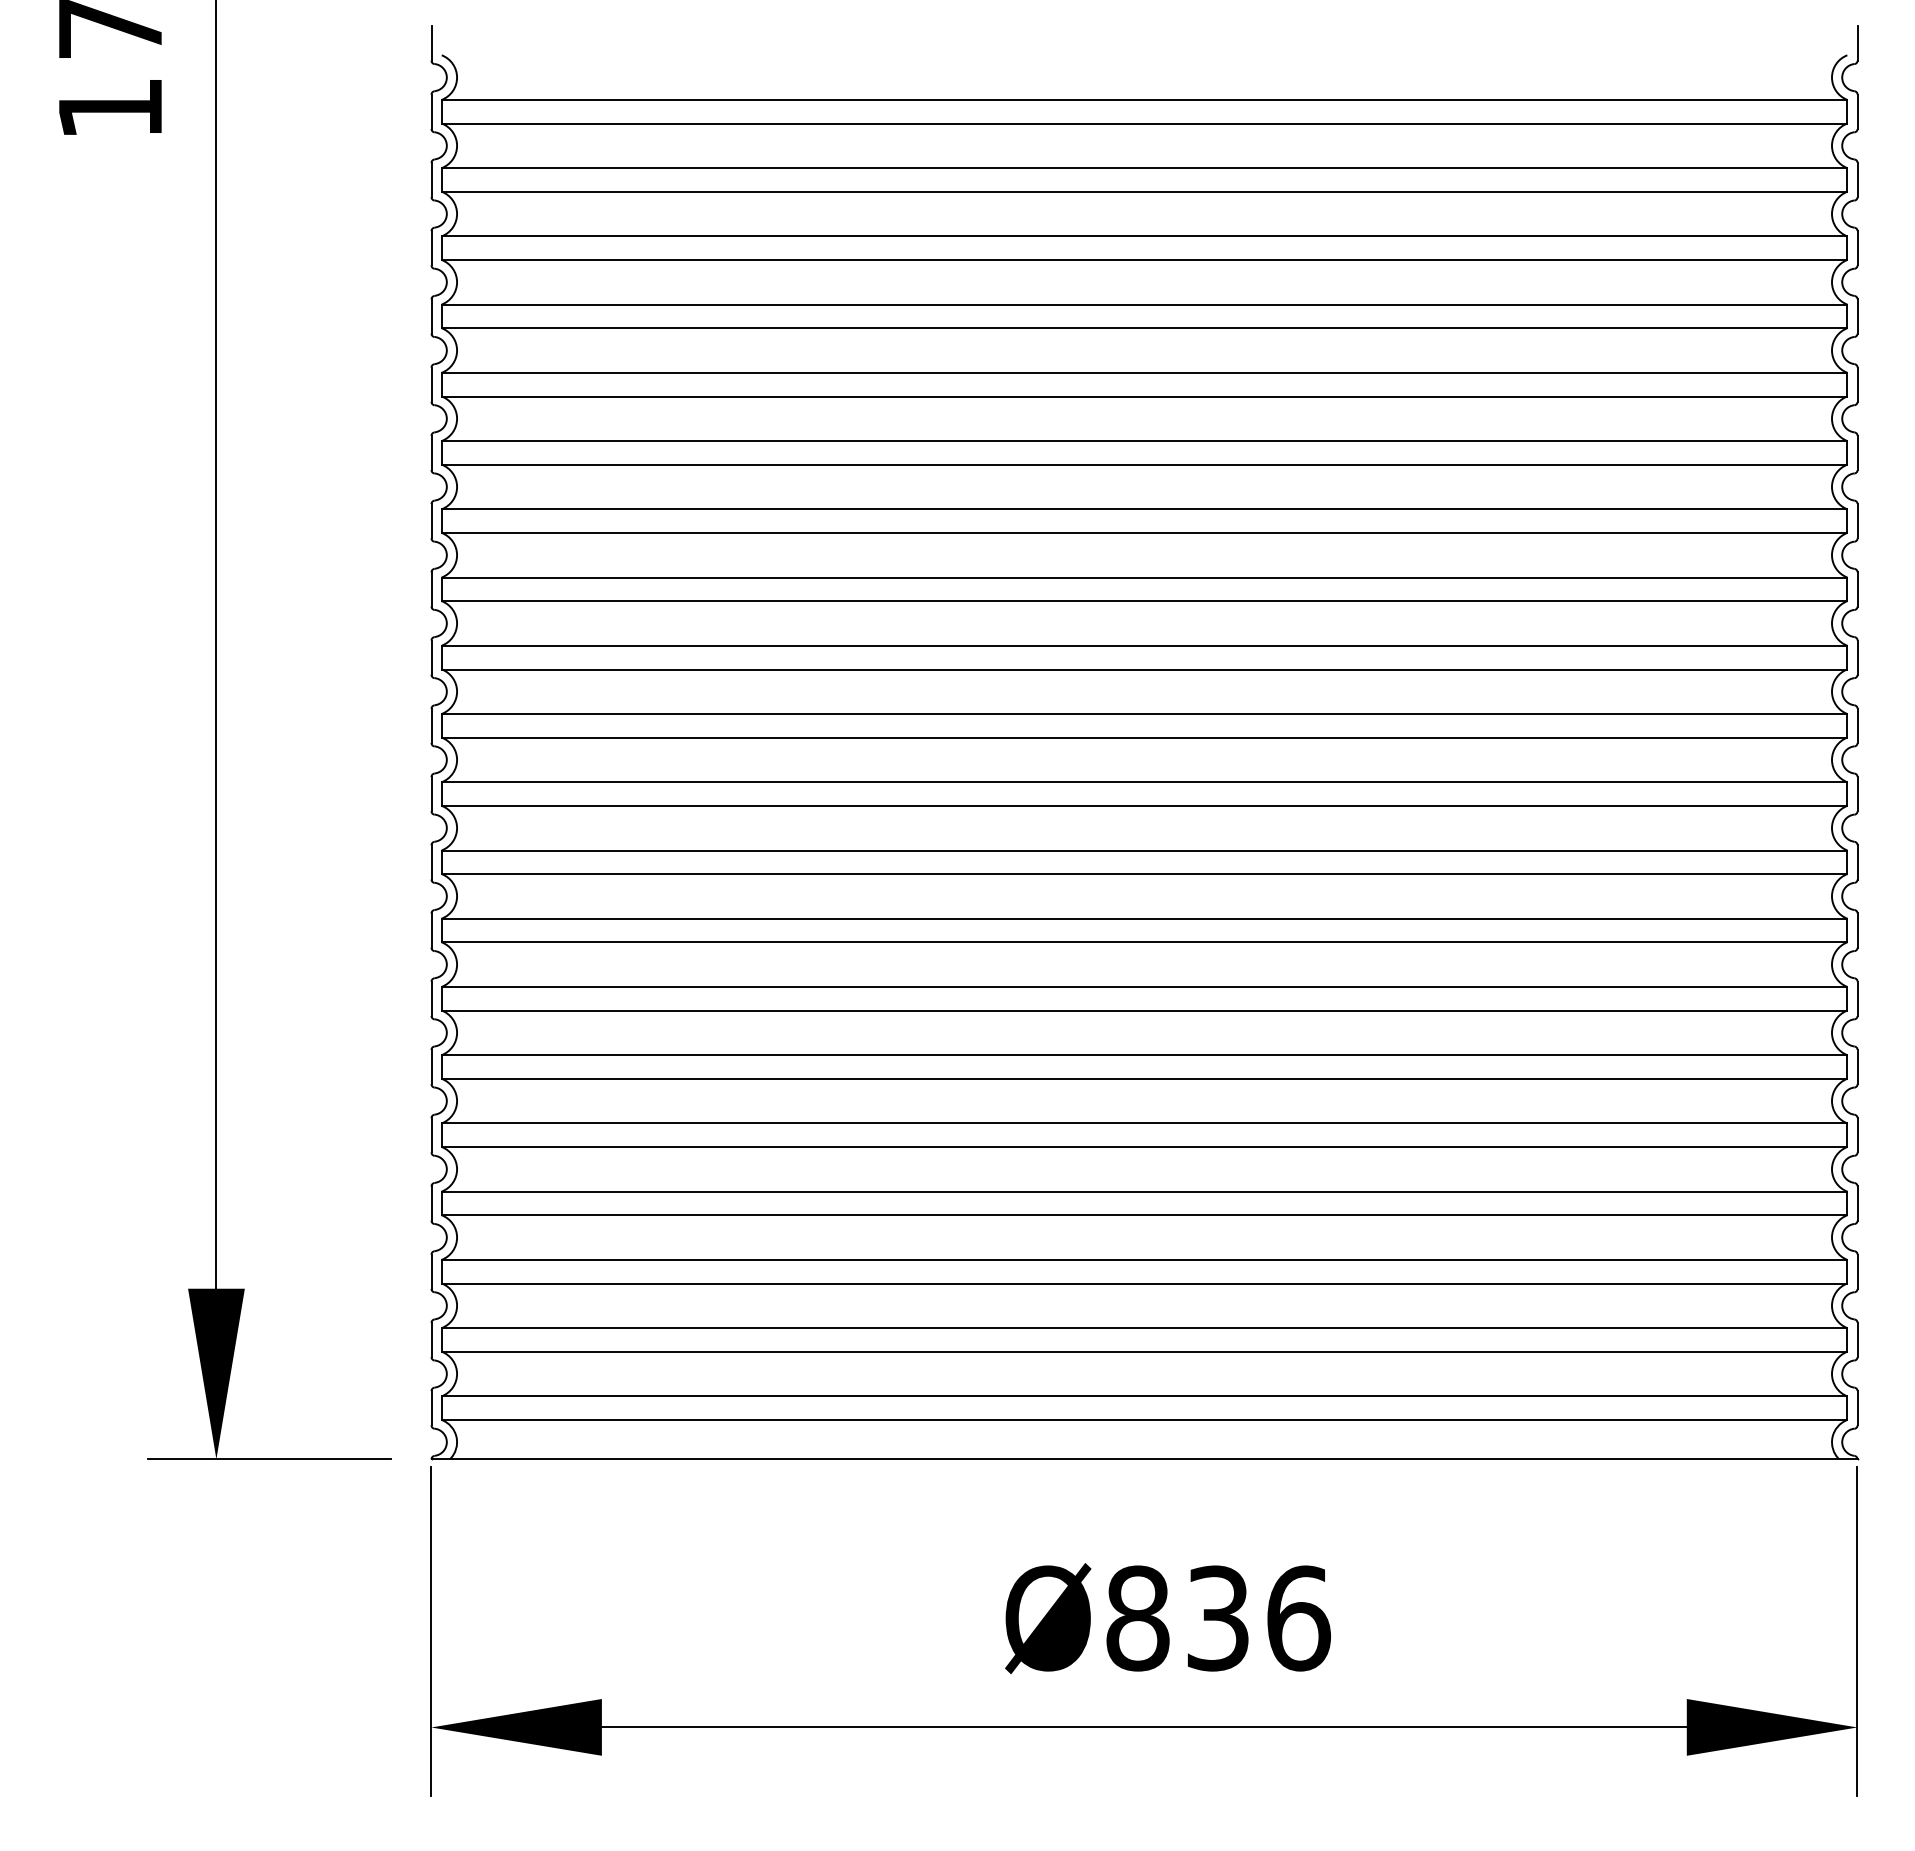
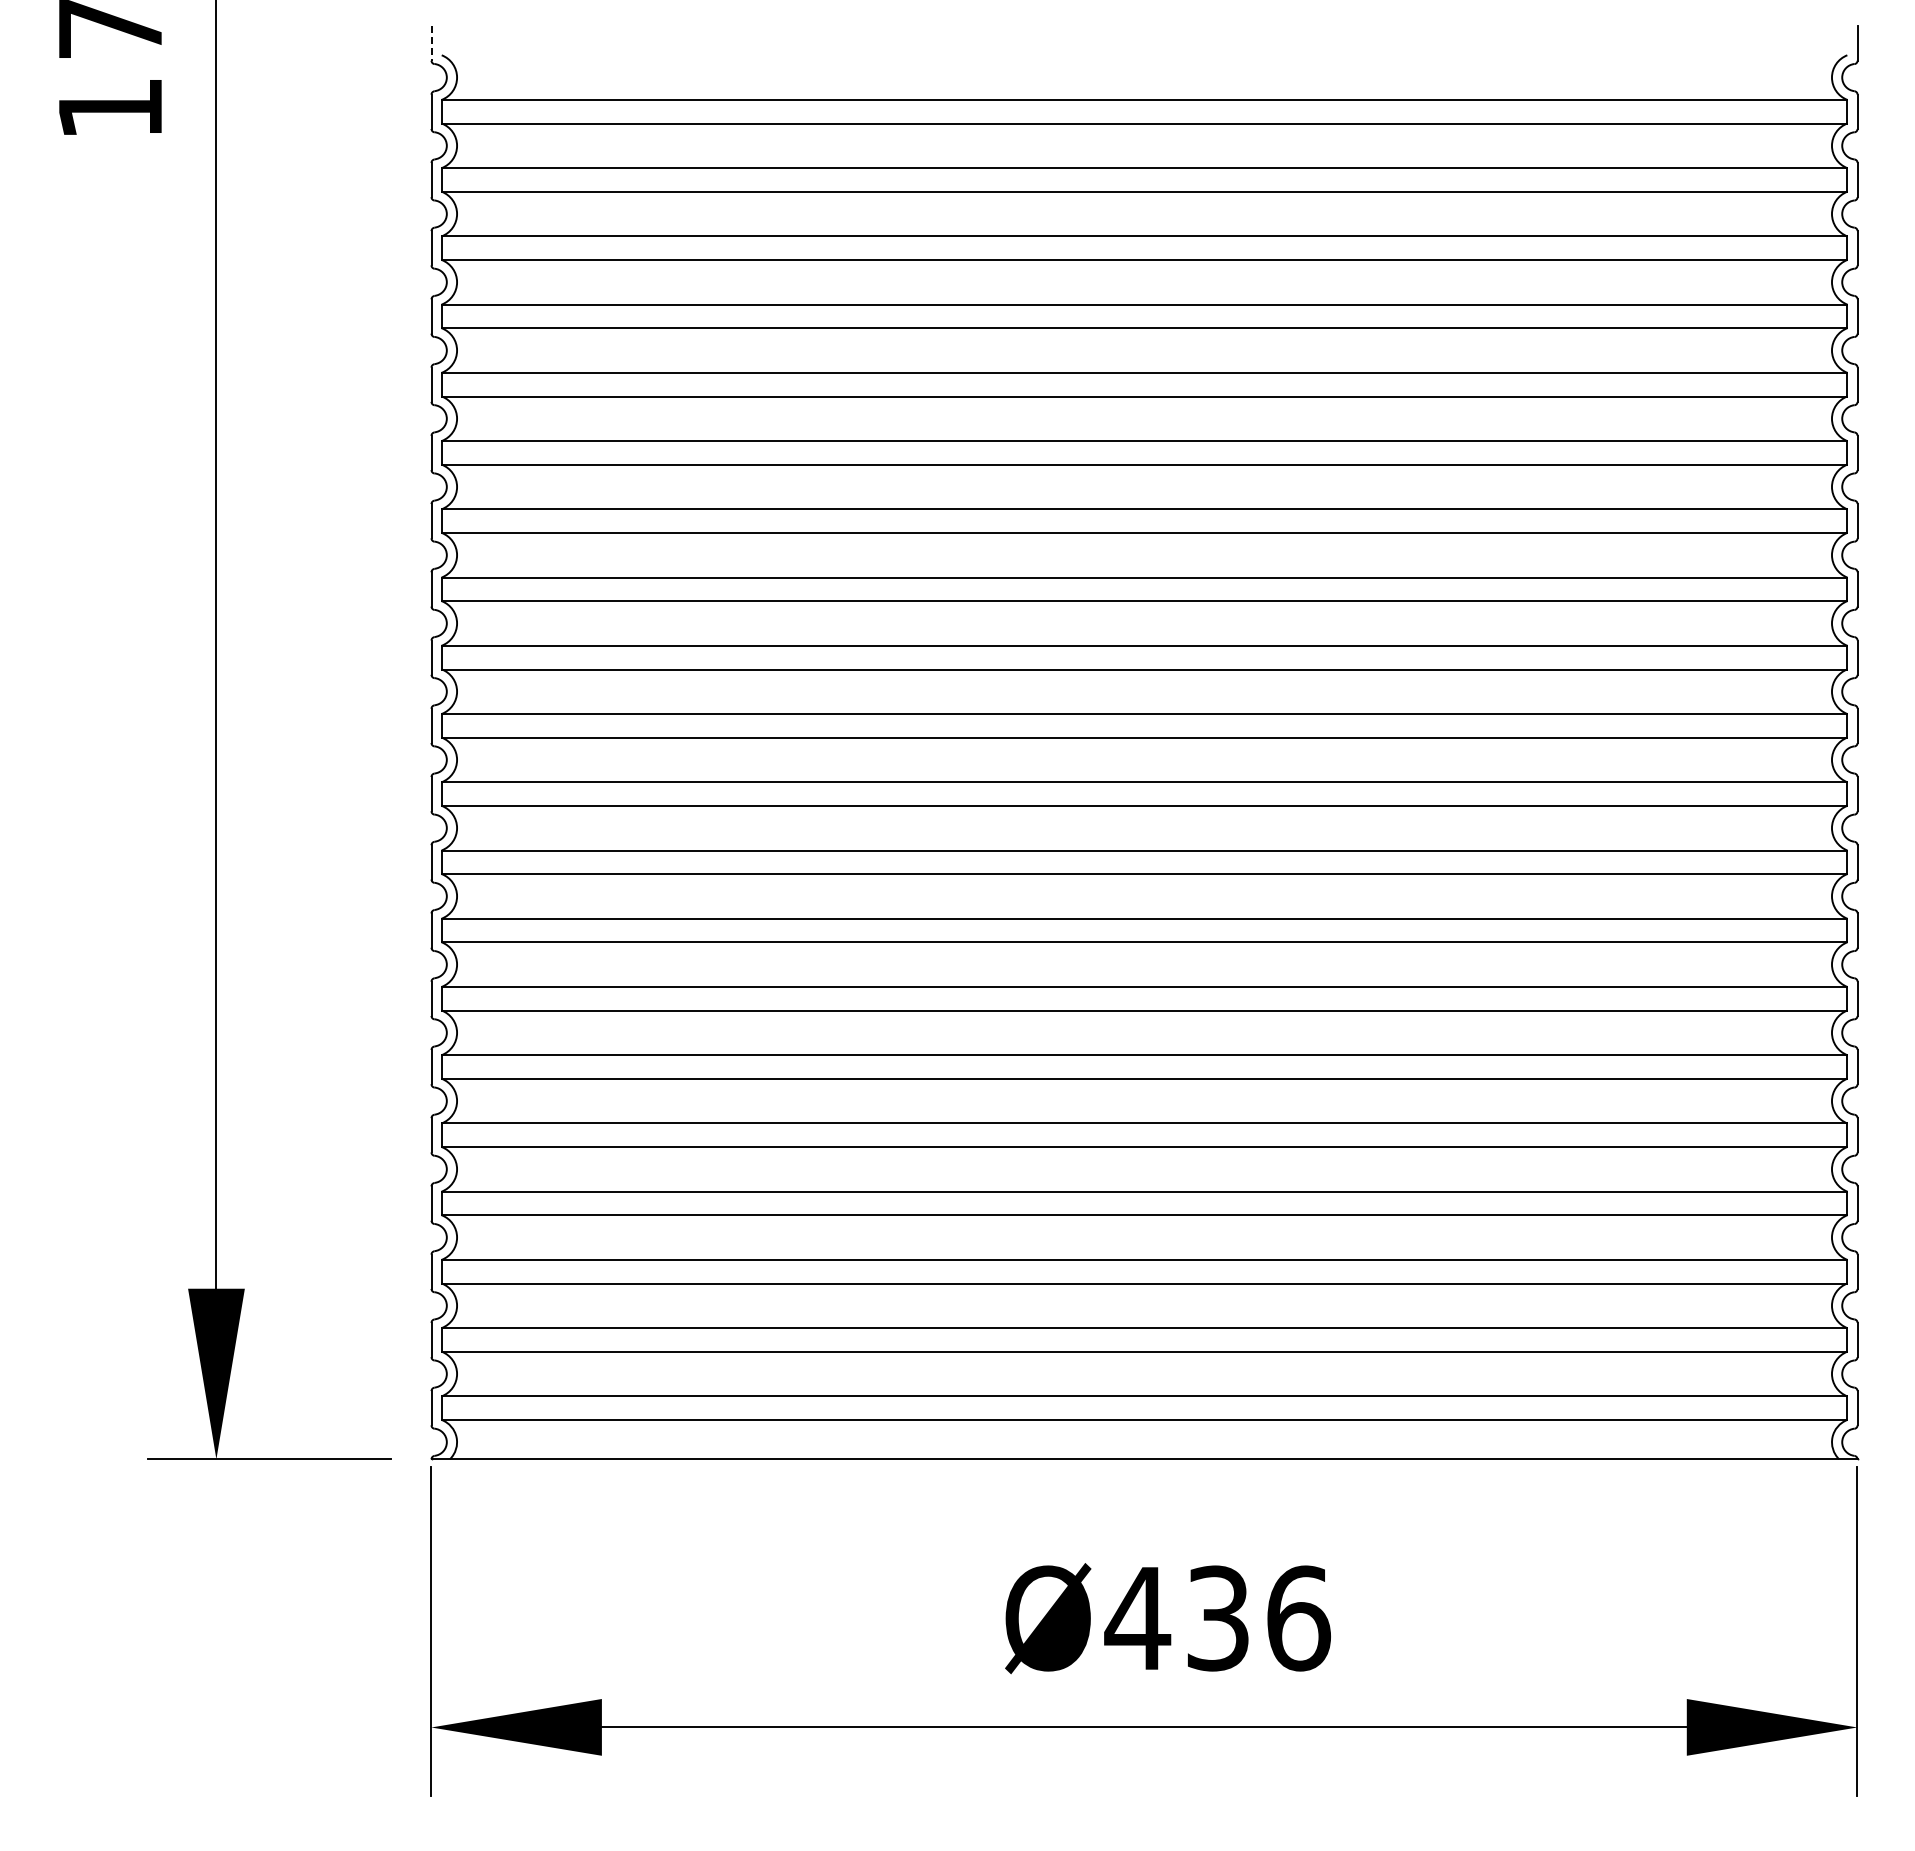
line: solid -> dashed (431, 44)
text: Ø836 -> Ø436 (1137, 1618)
